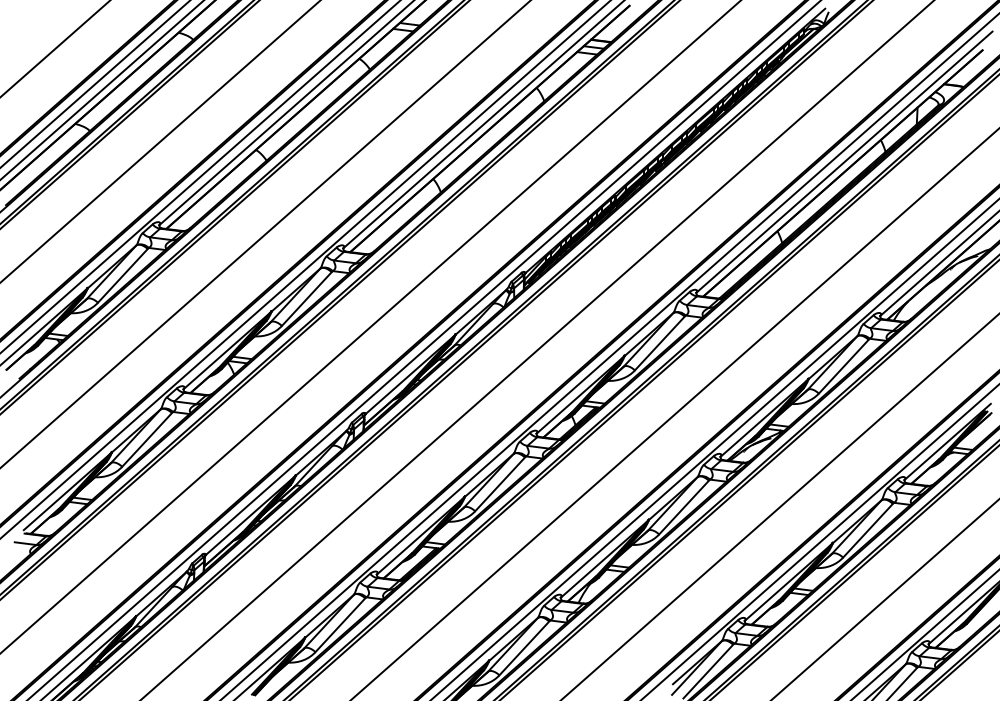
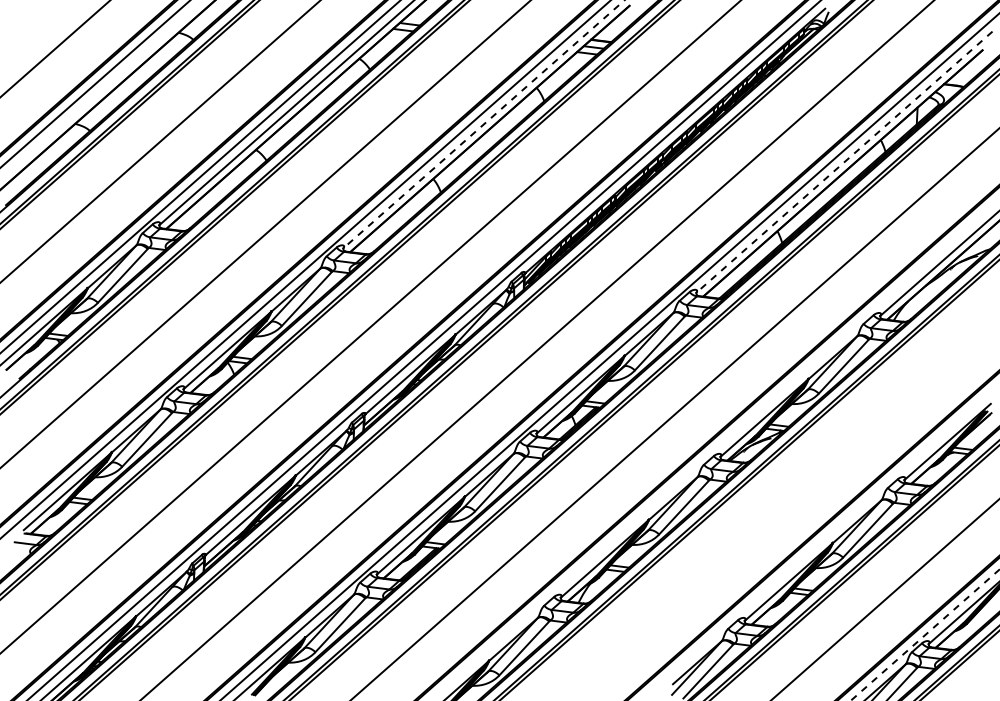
line: present -> none (101, 90)
line: solid -> dashed (483, 124)
line: solid -> dashed (844, 162)
line: present -> none (714, 449)
line: present -> none (779, 506)
line: present -> none (819, 541)
line: solid -> dashed (925, 635)
